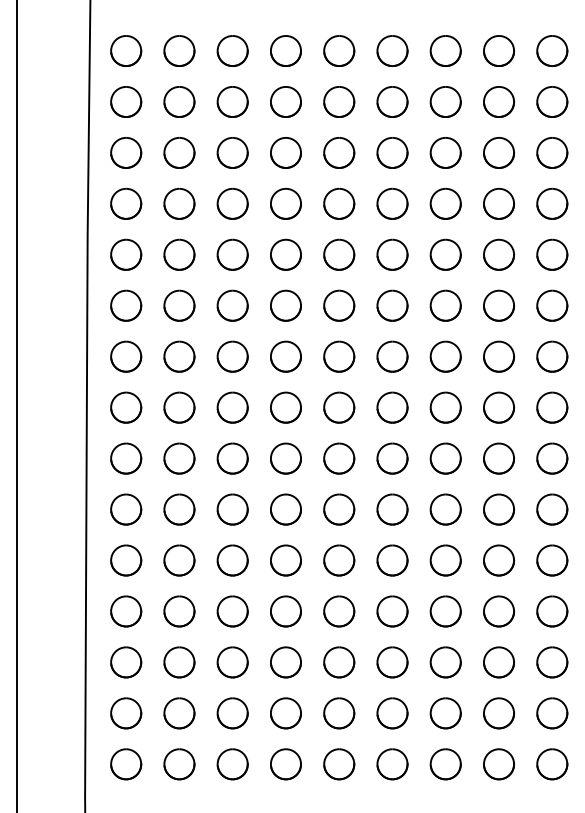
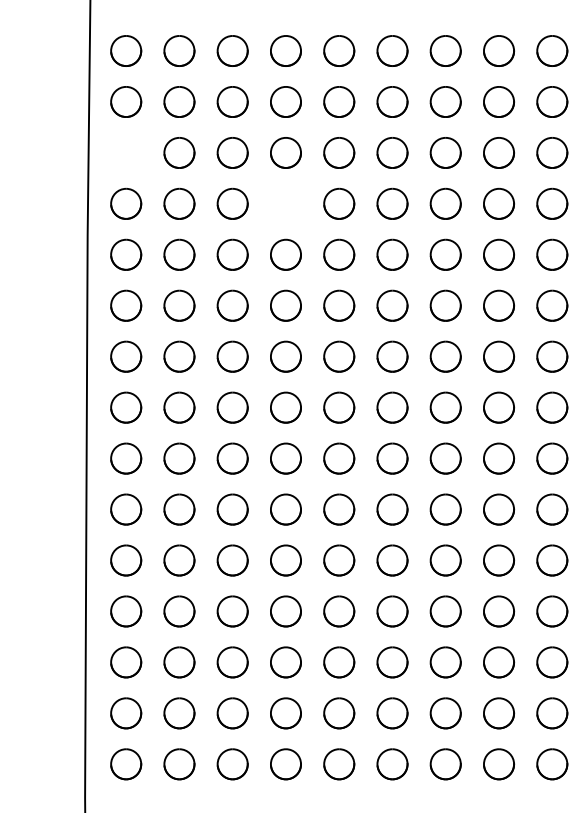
part: present -> none (126, 152)
part: present -> none (285, 203)
line: present -> none (17, 405)
